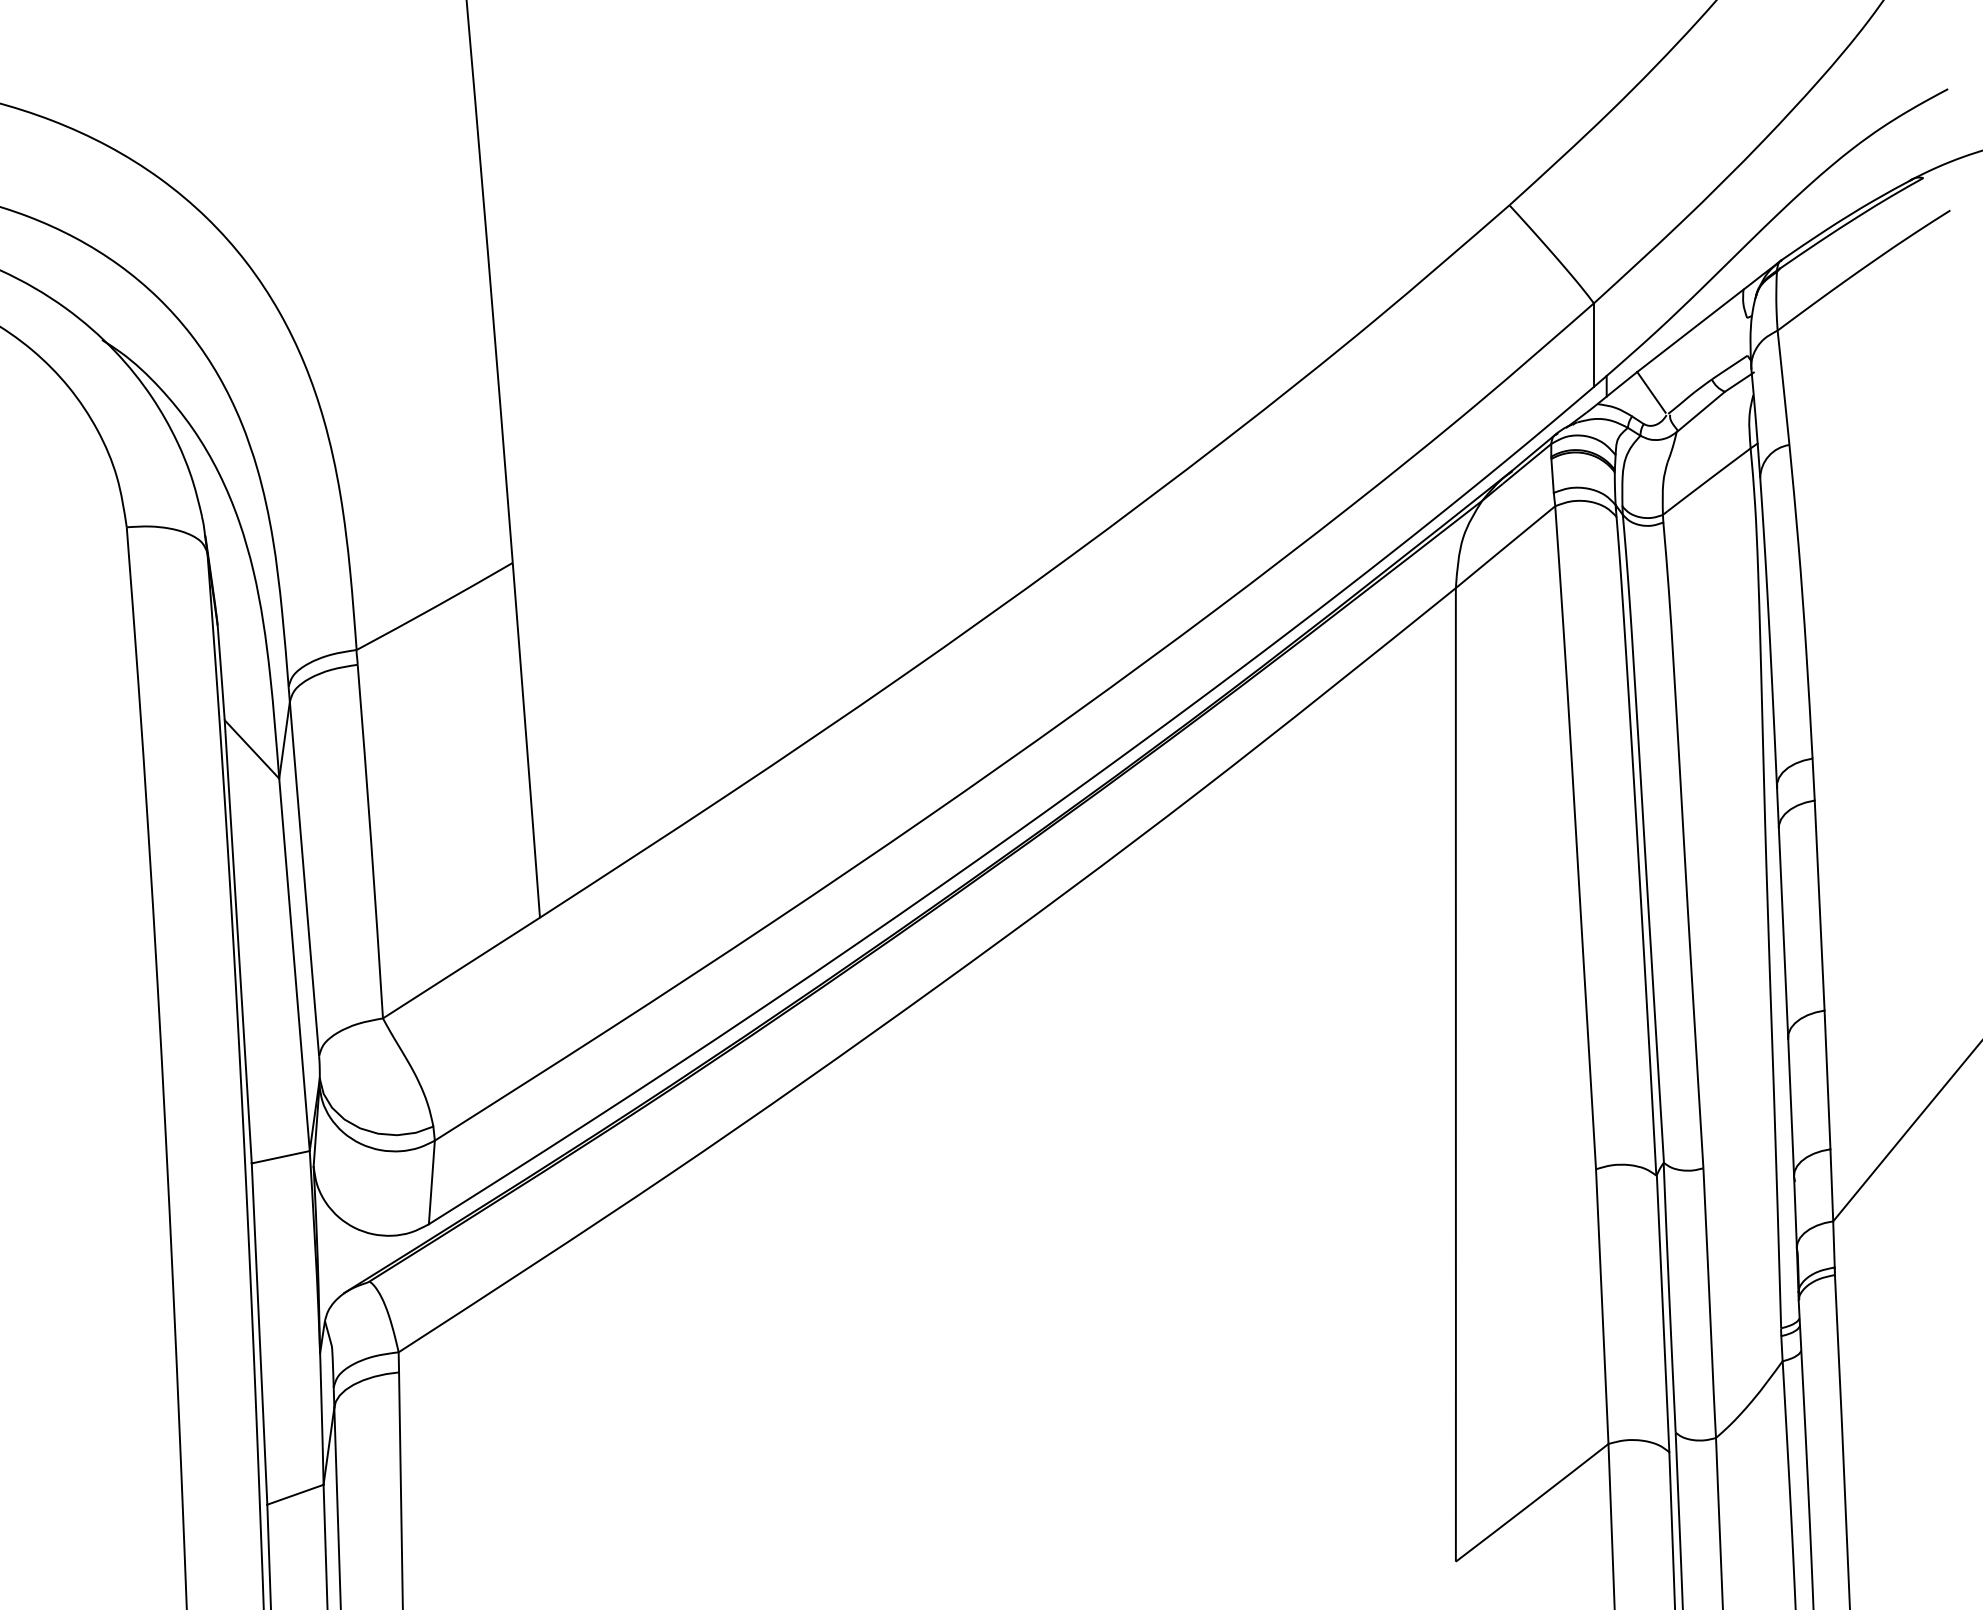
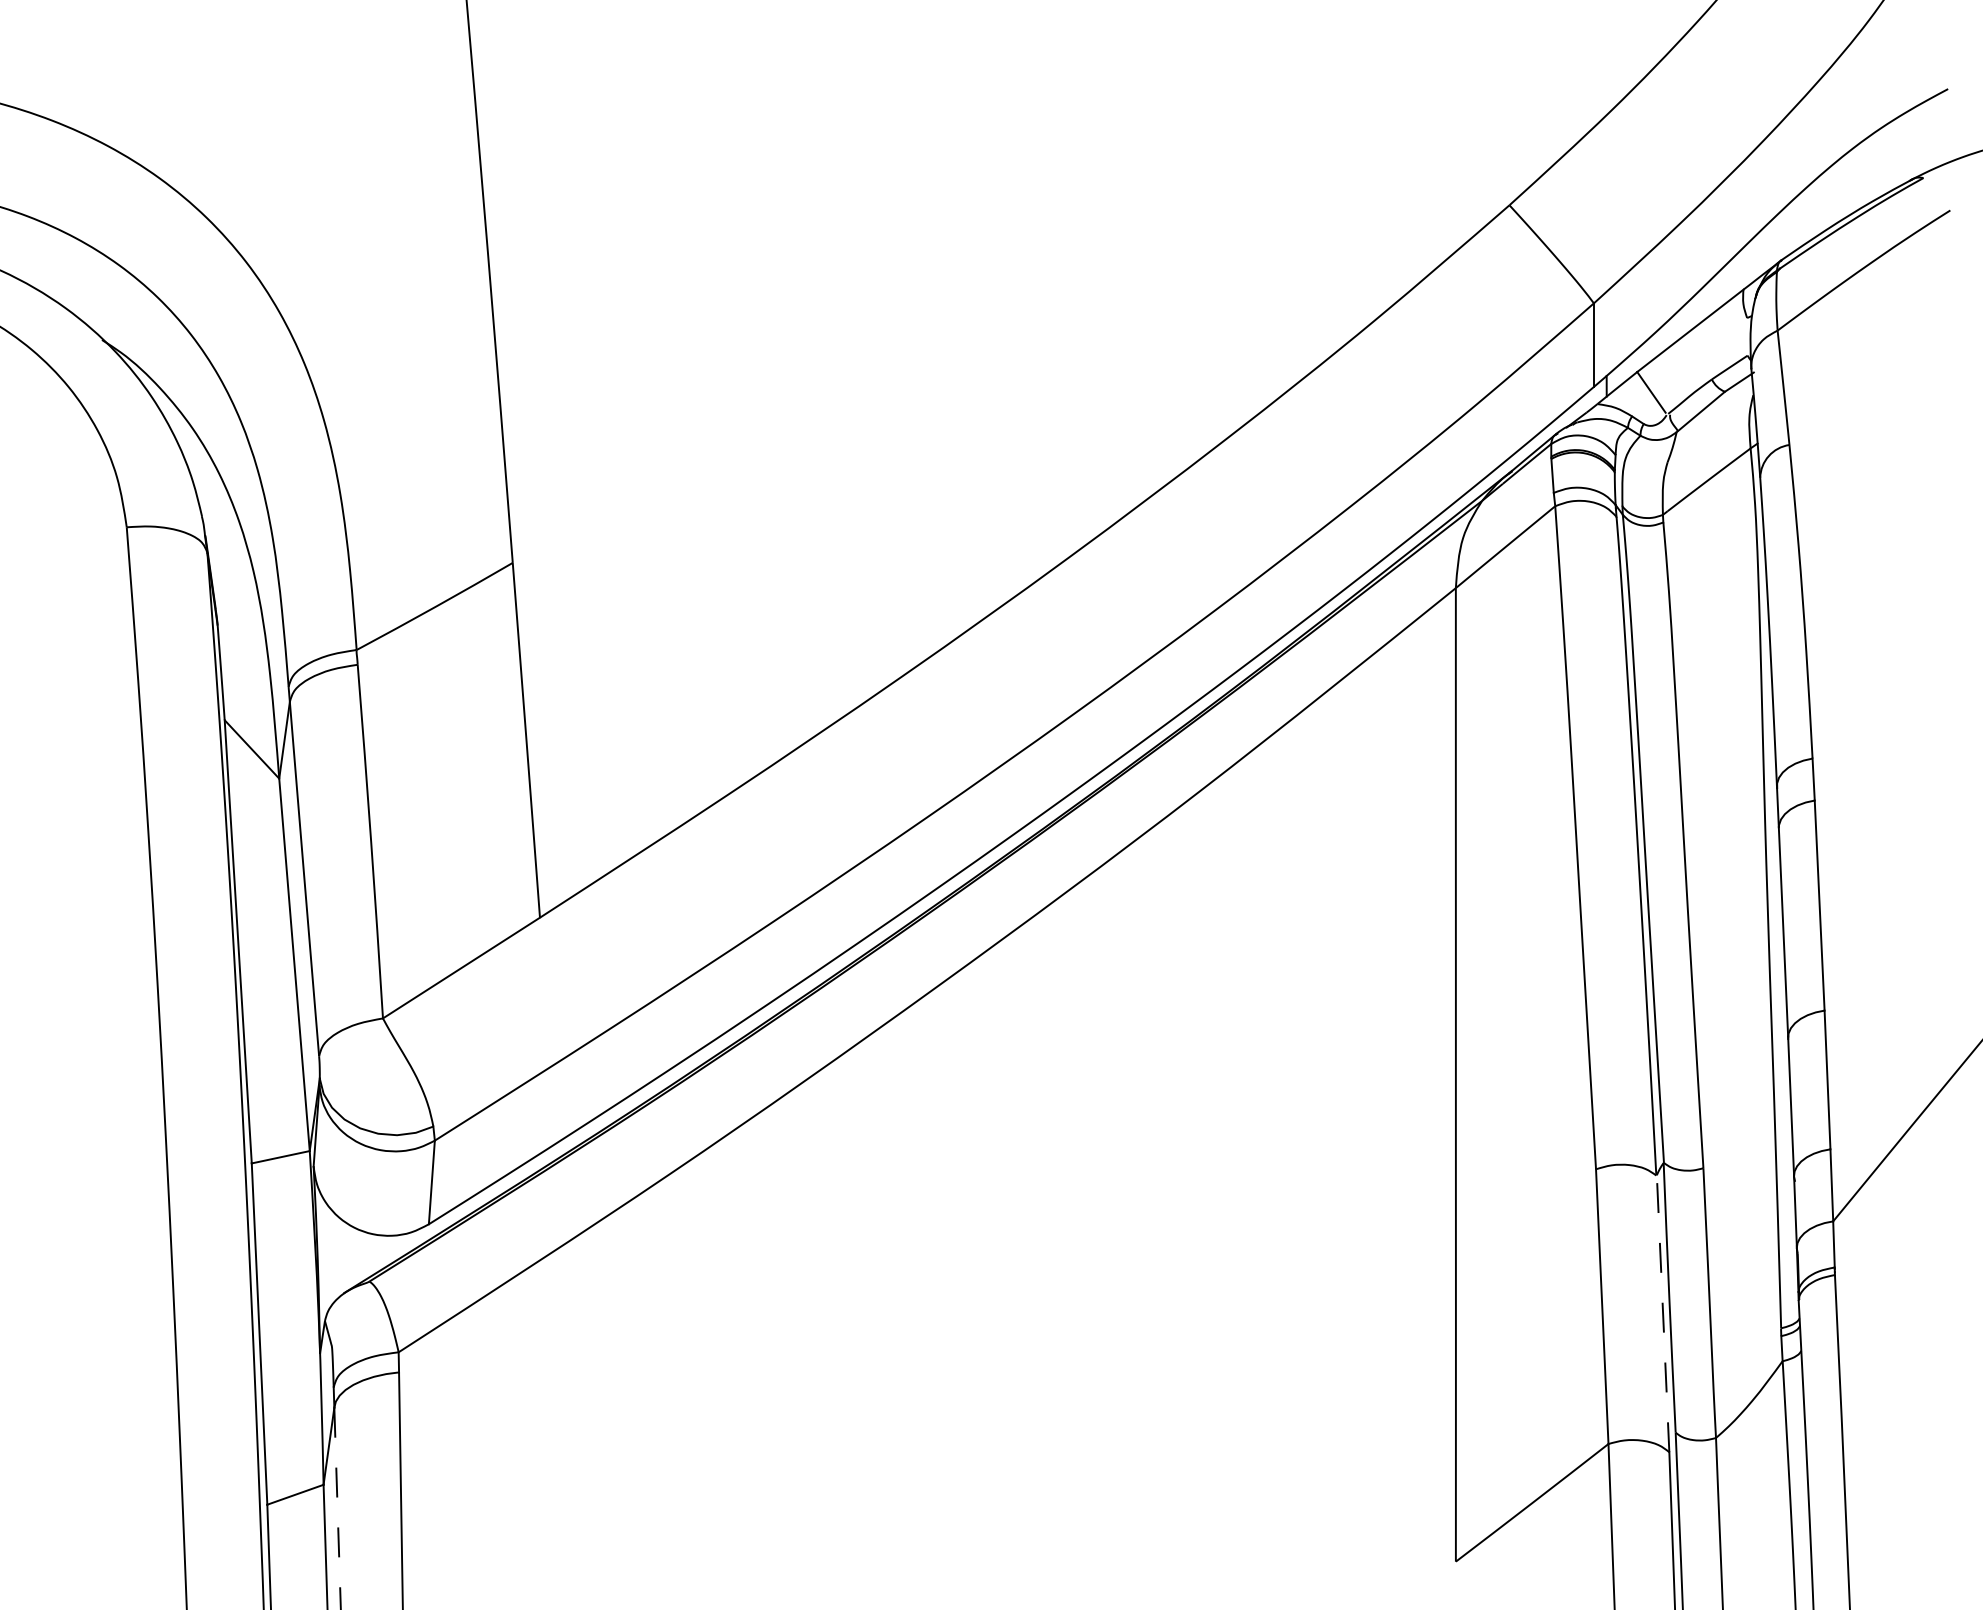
line: solid -> dashed (1663, 1313)
line: solid -> dashed (337, 1508)
